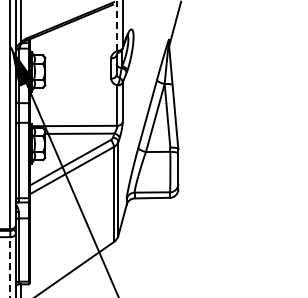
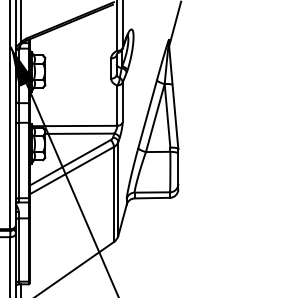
line: dashed -> solid (117, 26)
line: dashed -> solid (10, 267)
